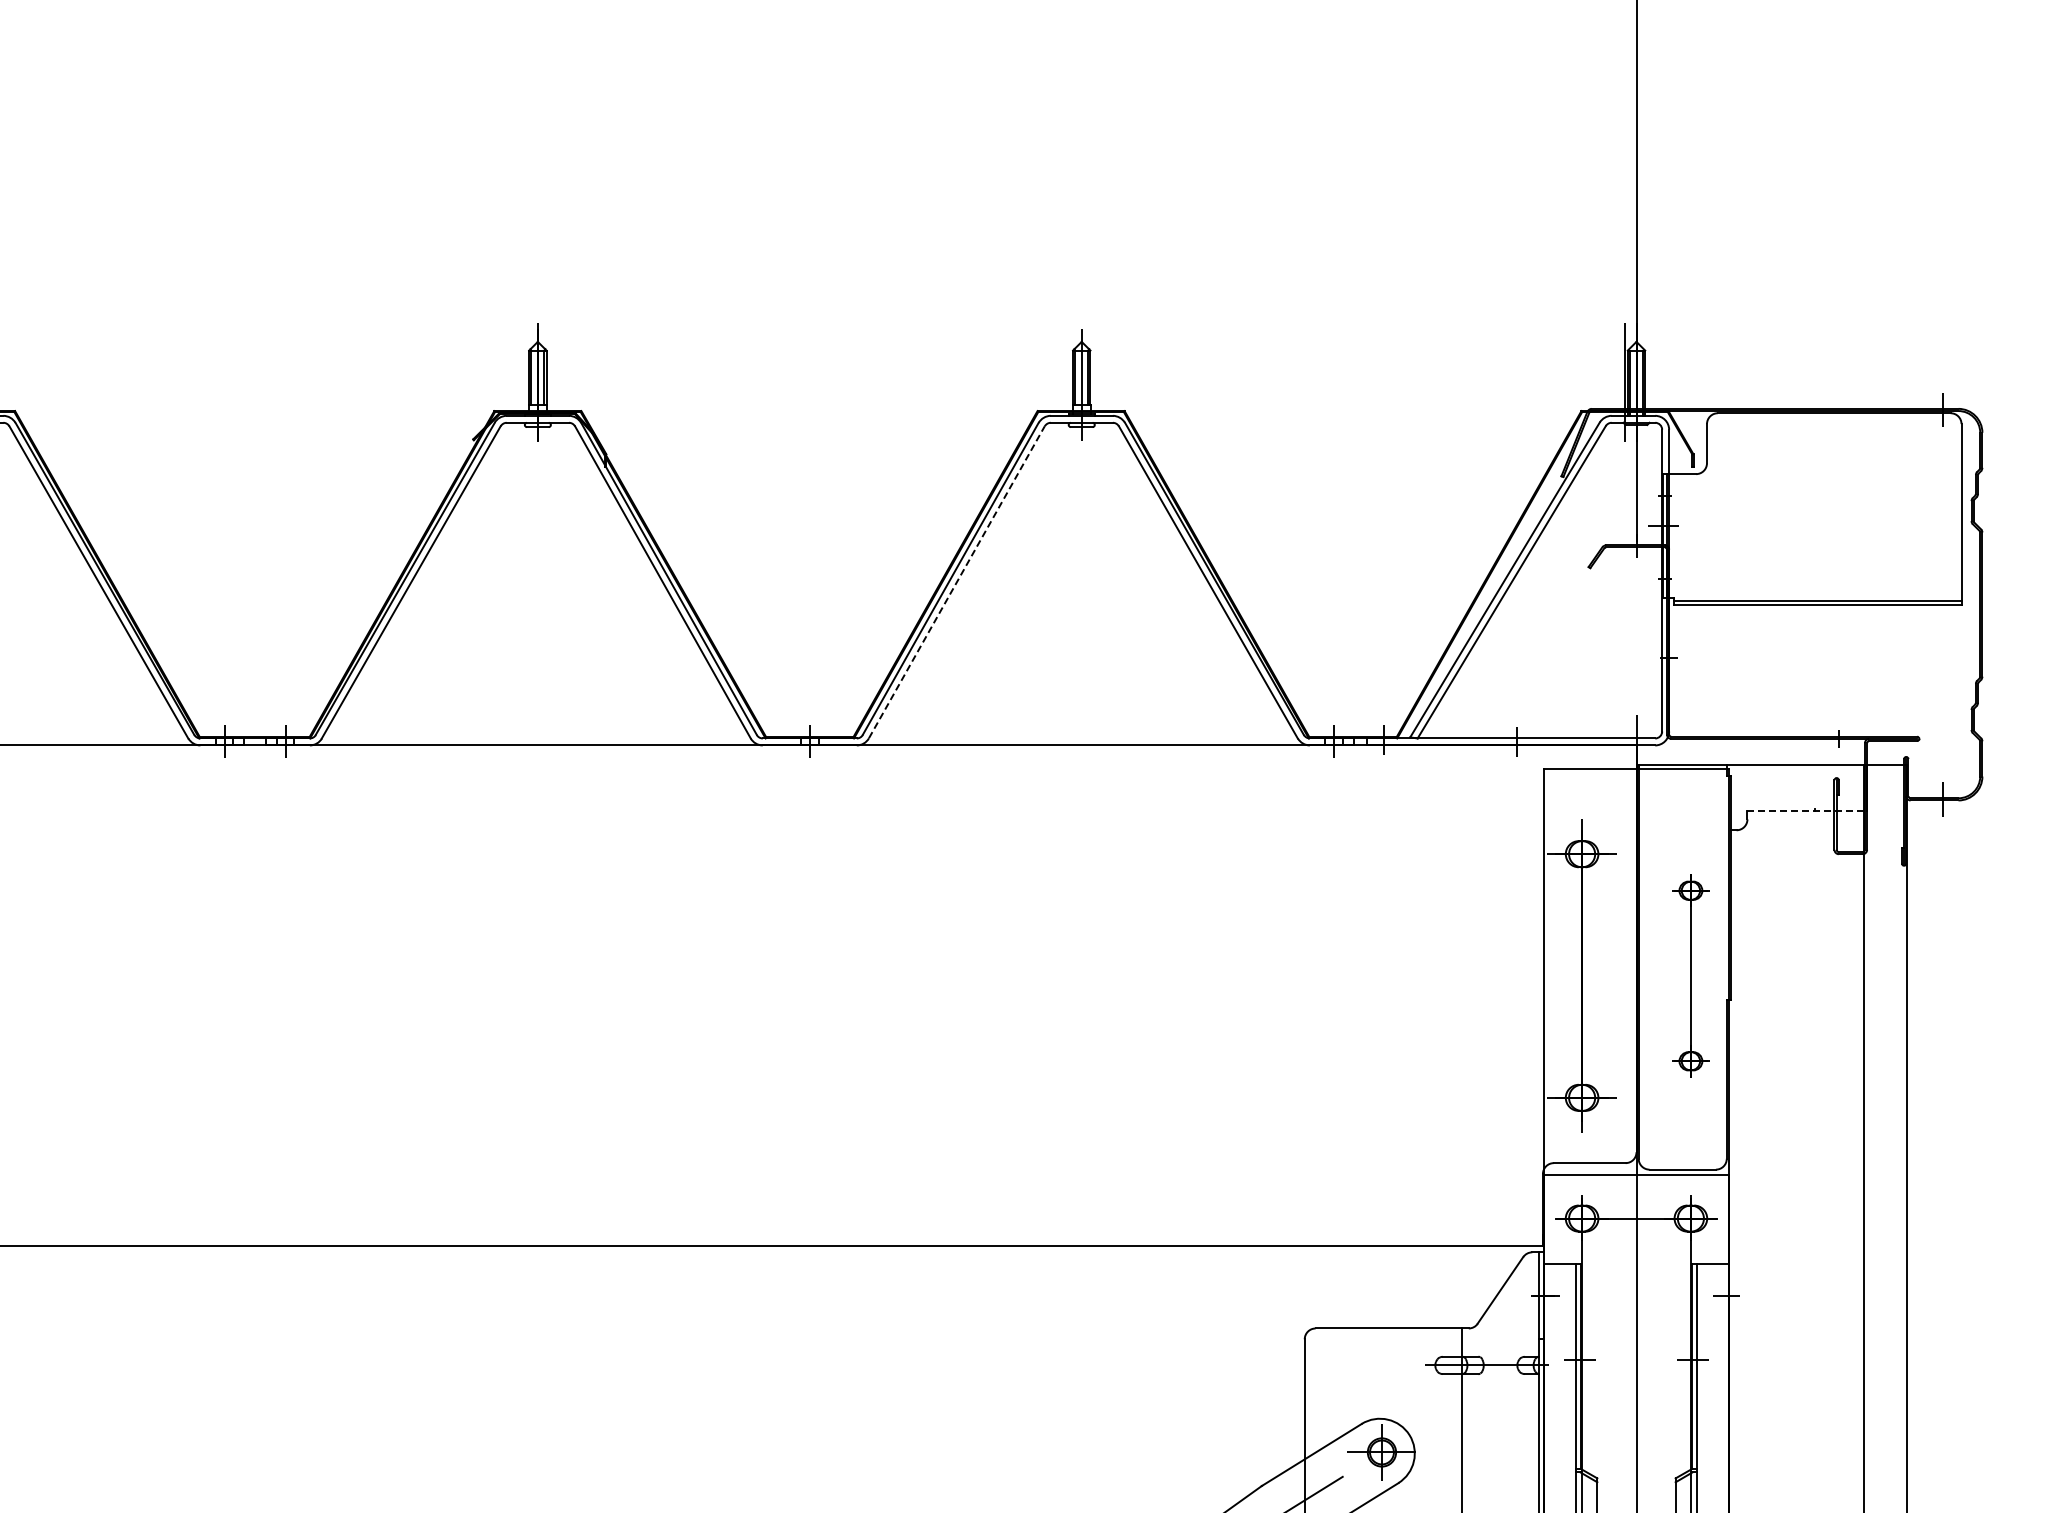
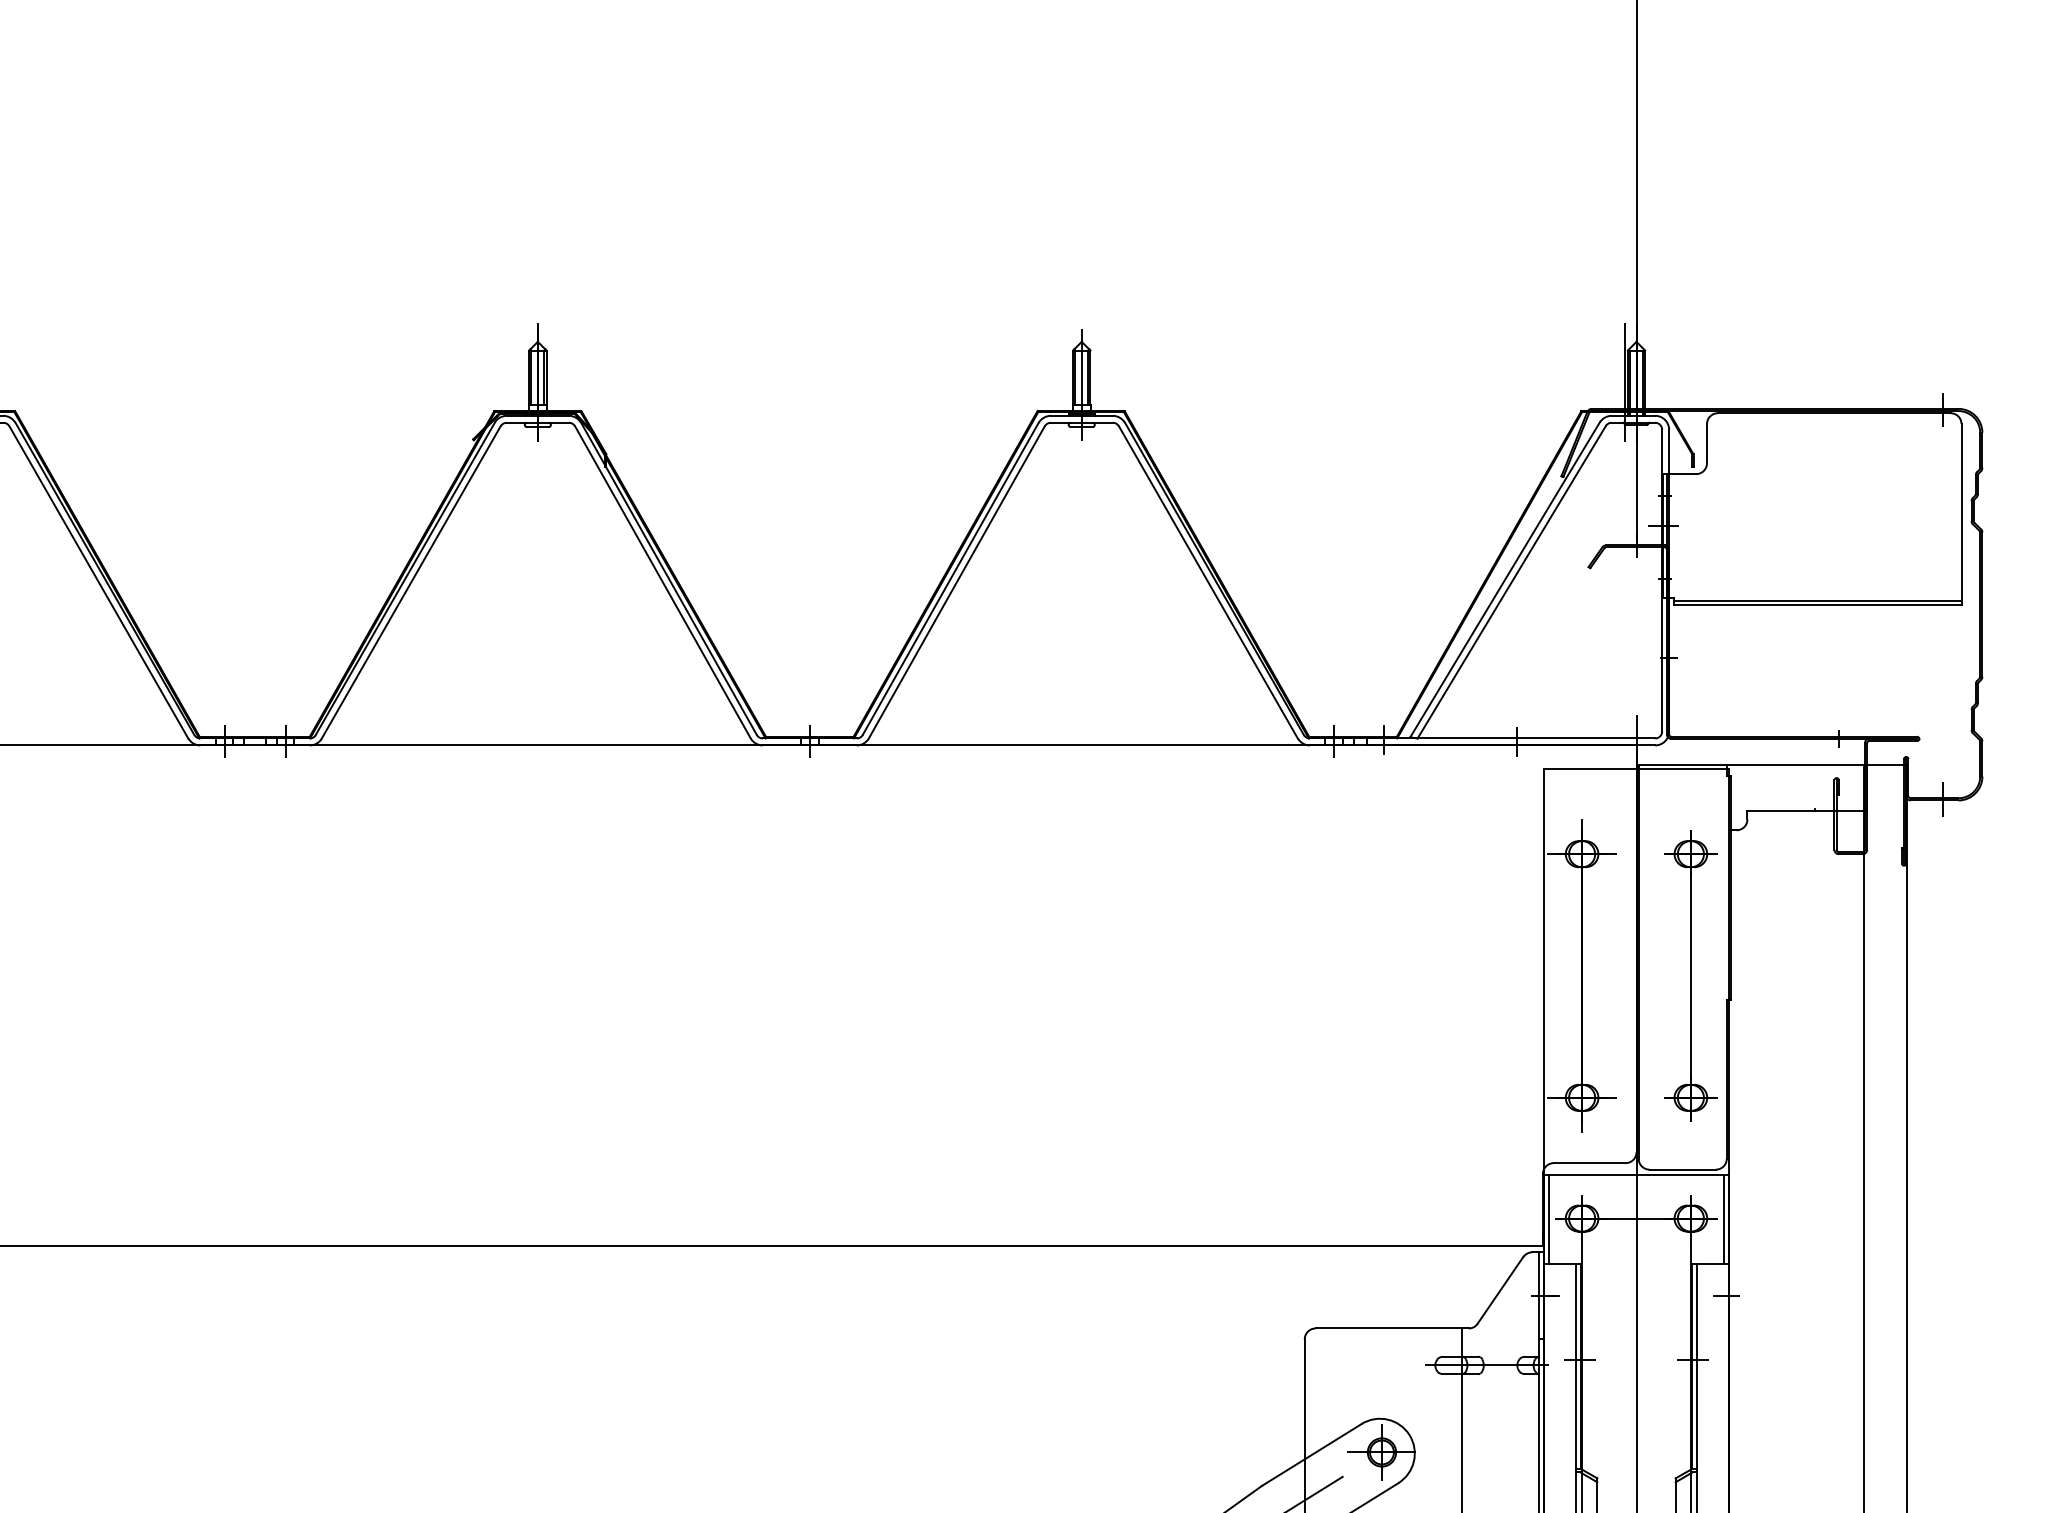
line: dashed -> solid (957, 581)
line: dashed -> solid (1807, 810)
part size: 38x204 px -> 54x292 px (1690, 975)
line: none -> present (1549, 1219)
line: none -> present (1723, 1219)
